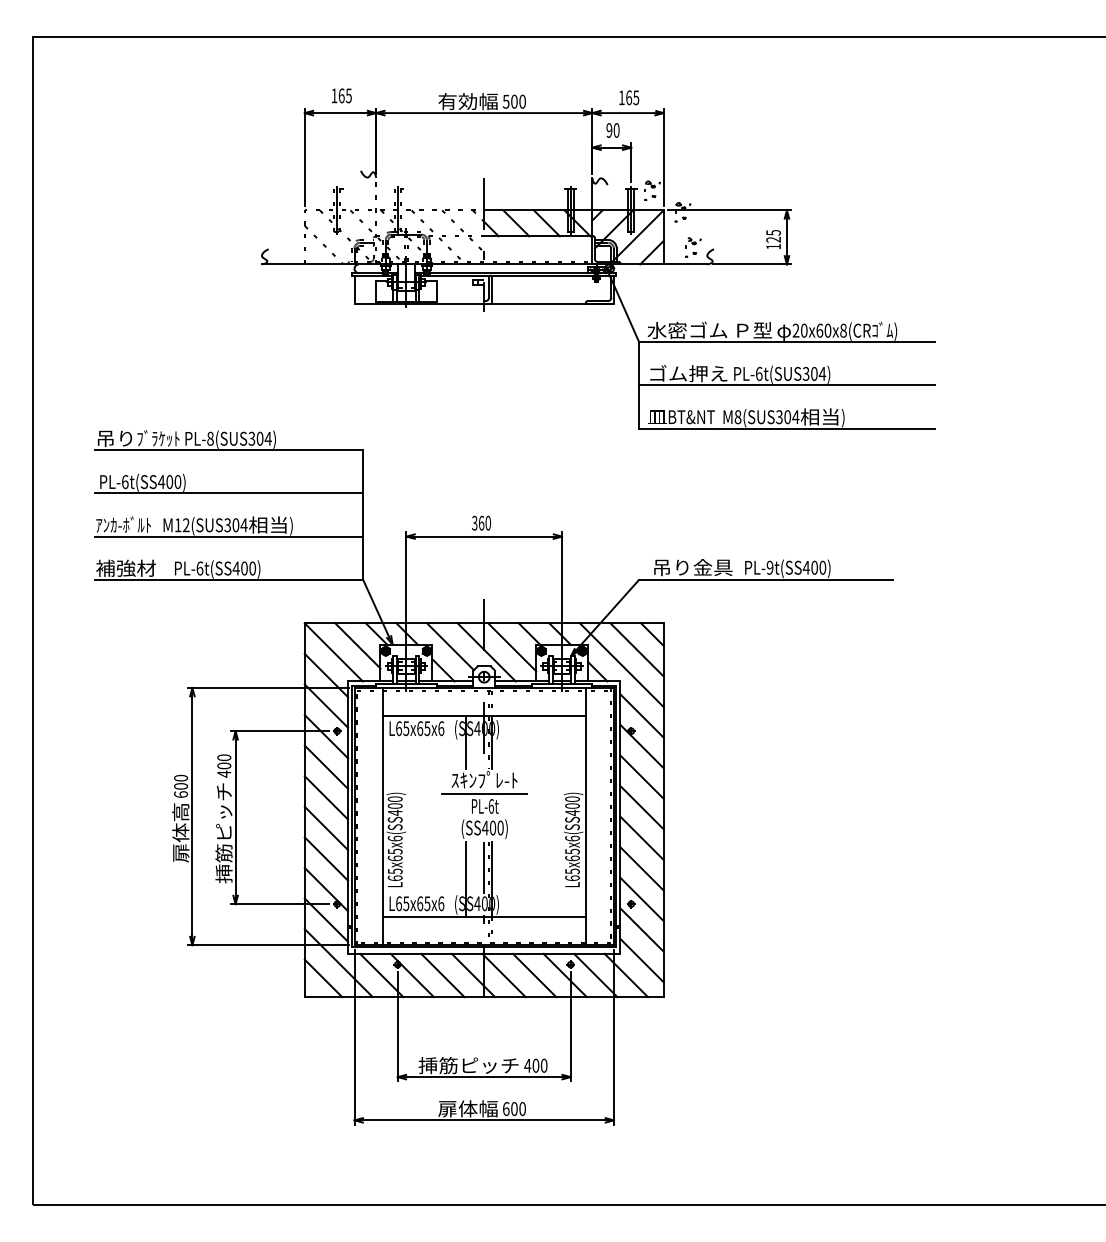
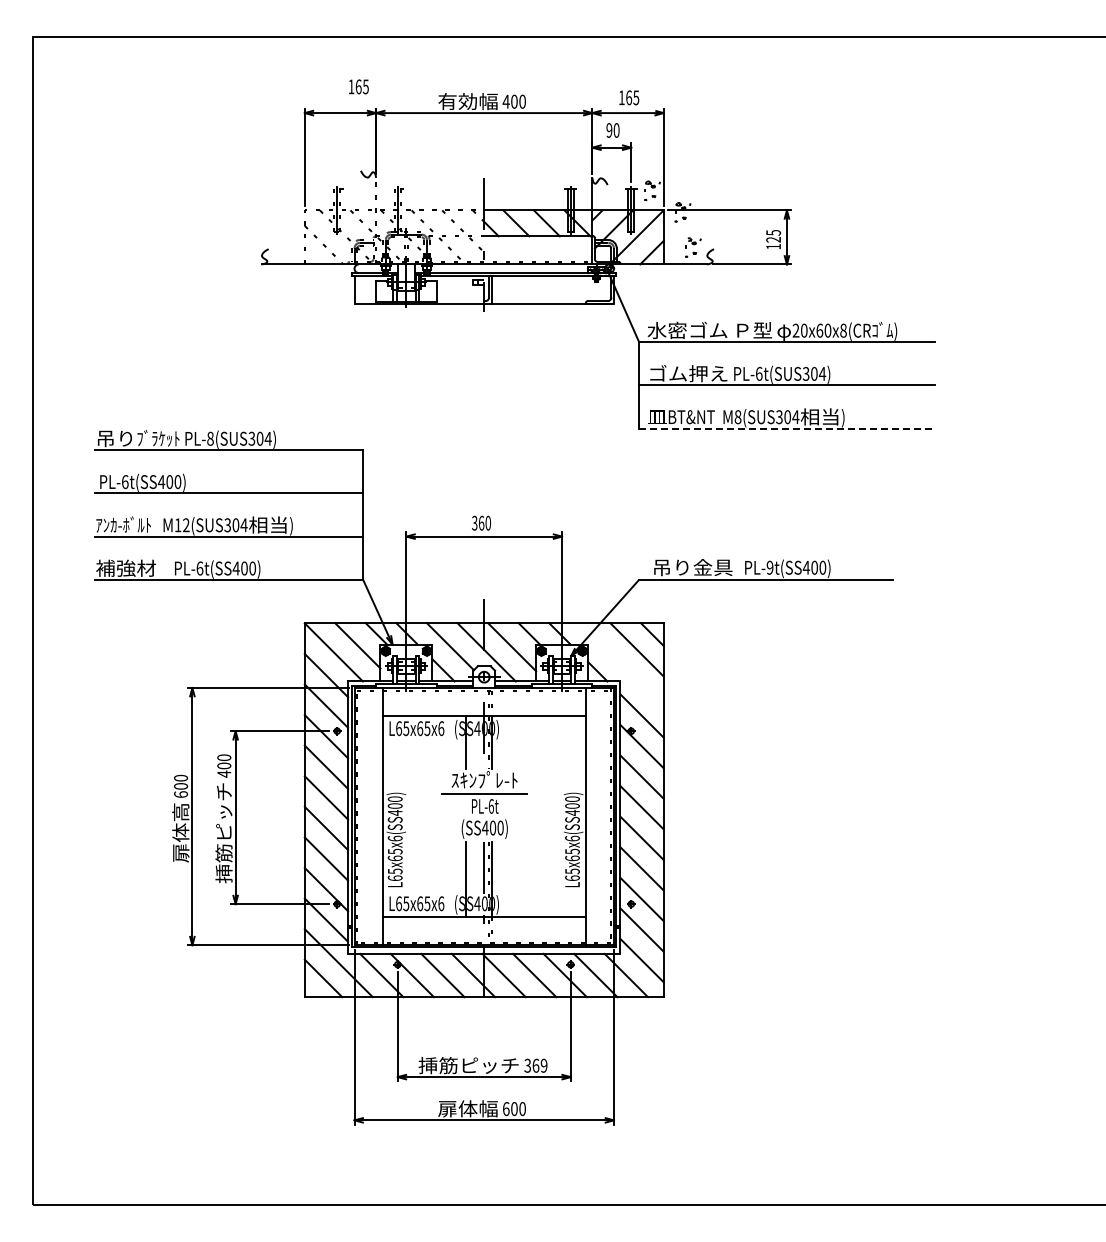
text position: (341, 95) -> (358, 86) (358, 86)
text: 500 -> 400 (505, 101)
line: solid -> dashed (787, 428)
line: present -> none (621, 665)
text: 400 -> 369 (535, 1065)
